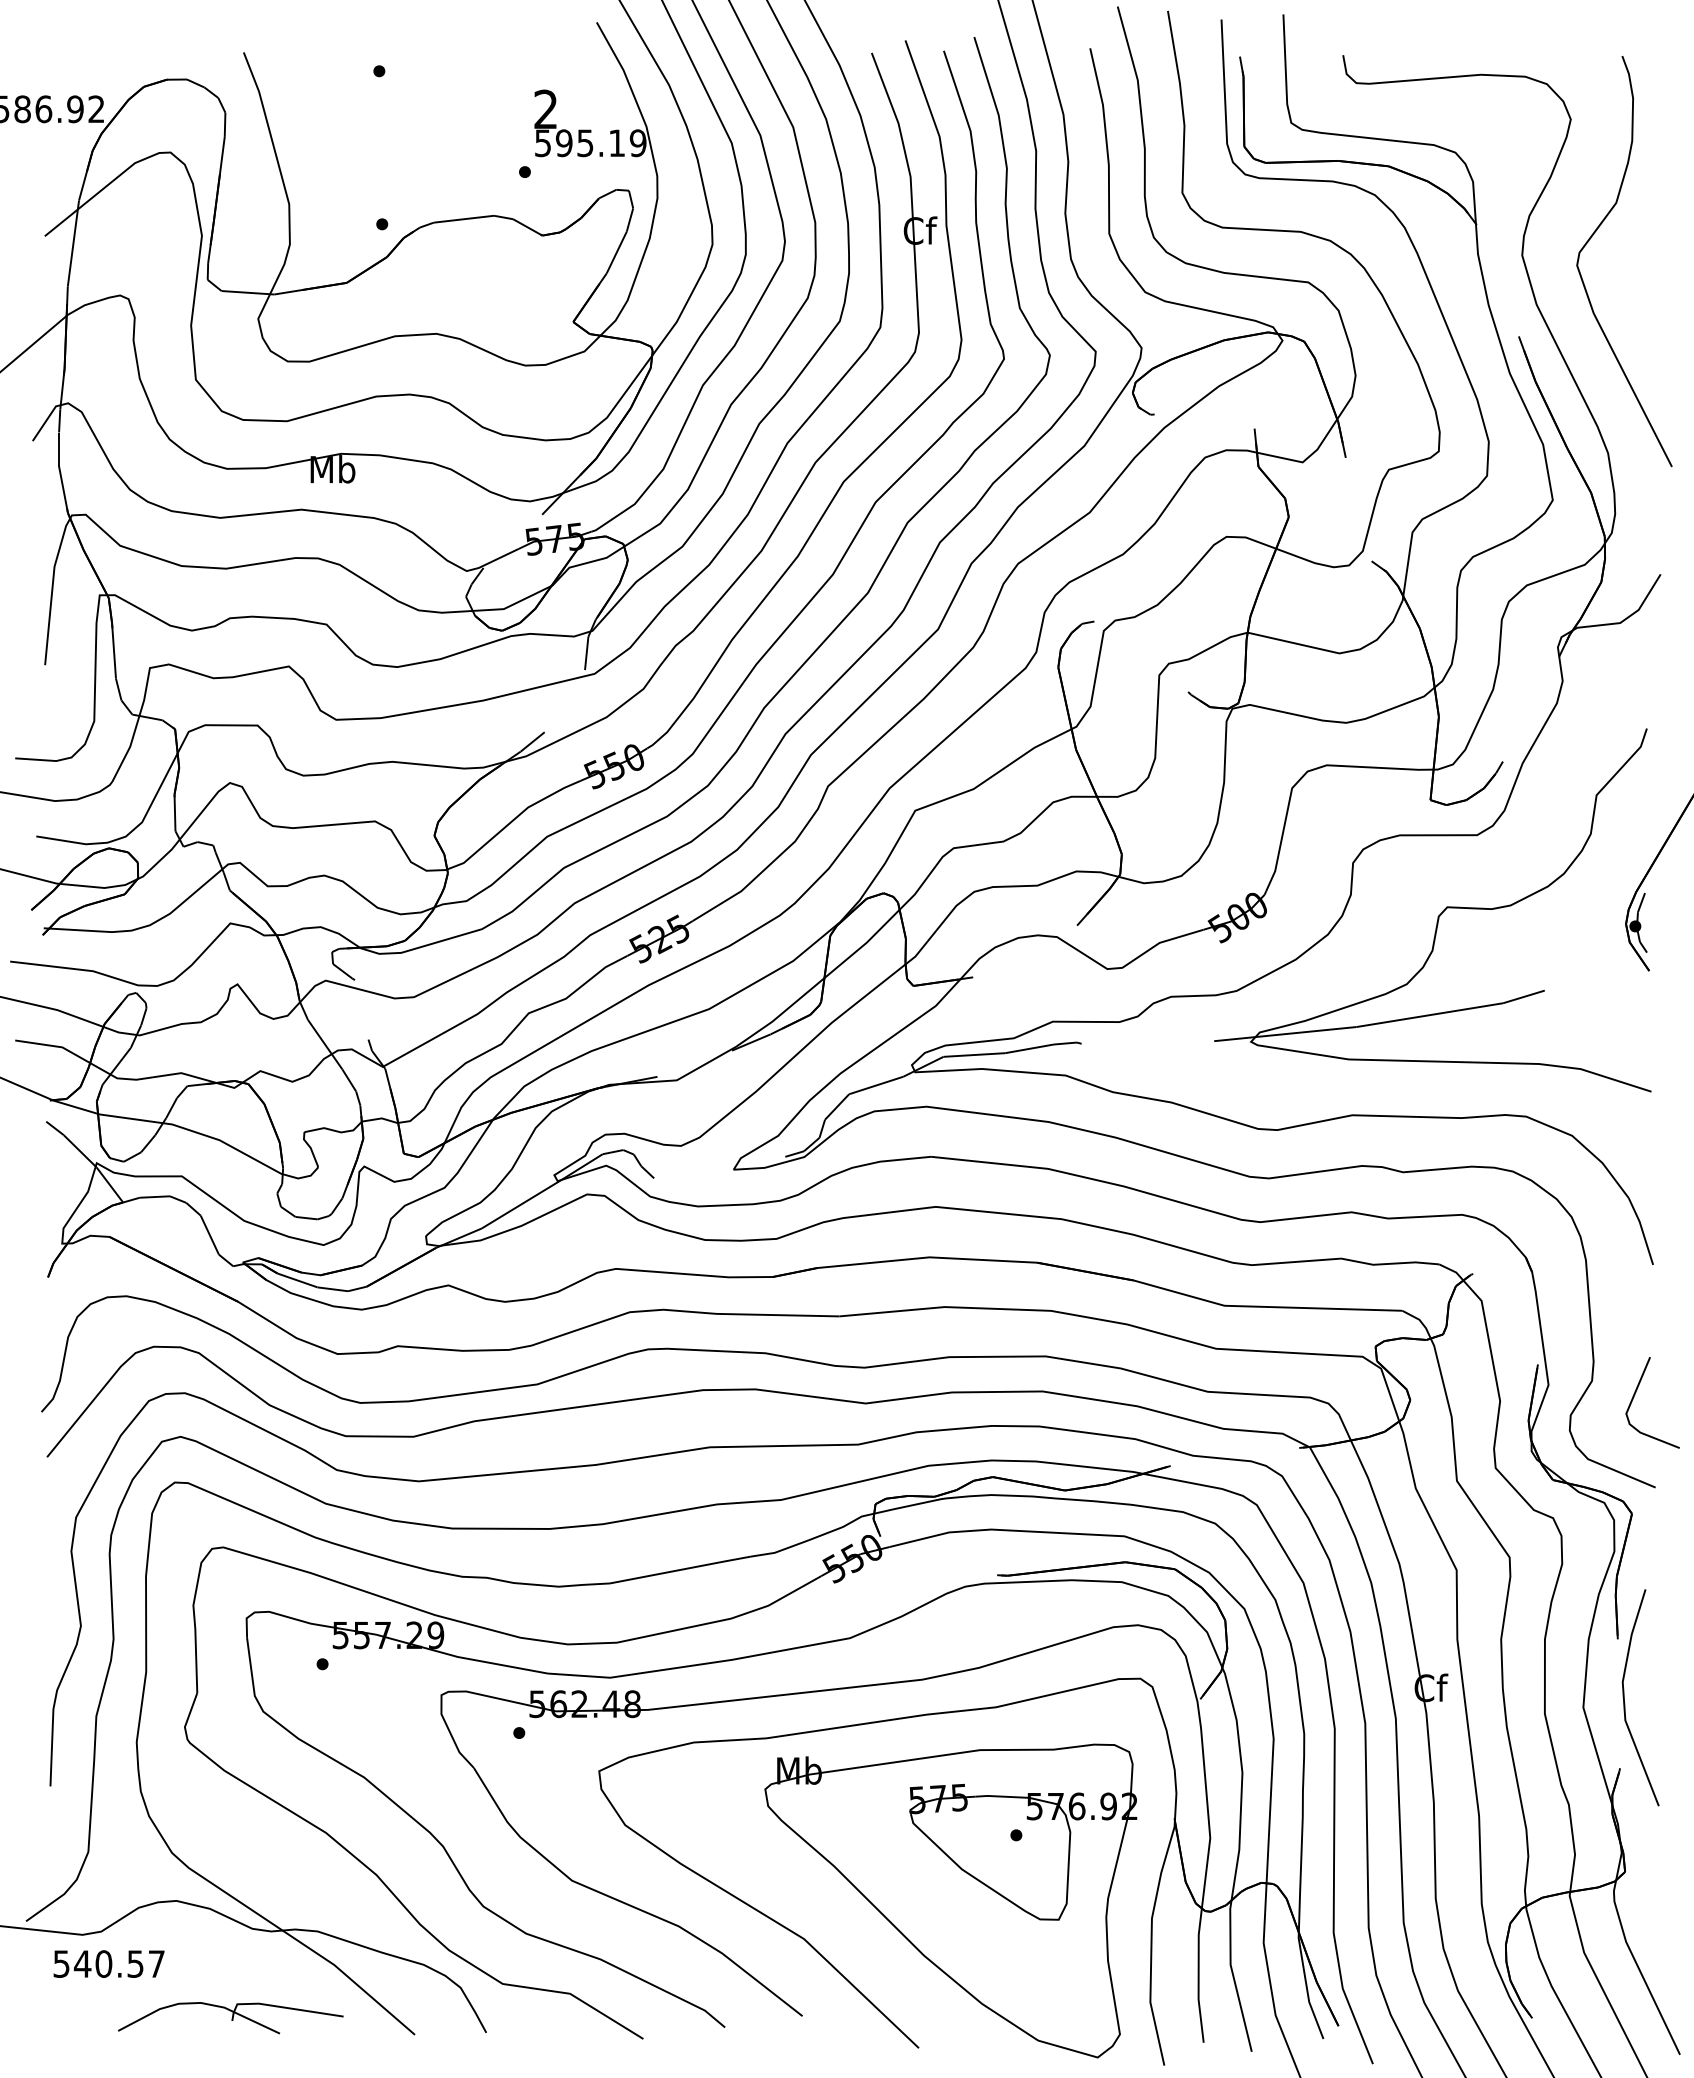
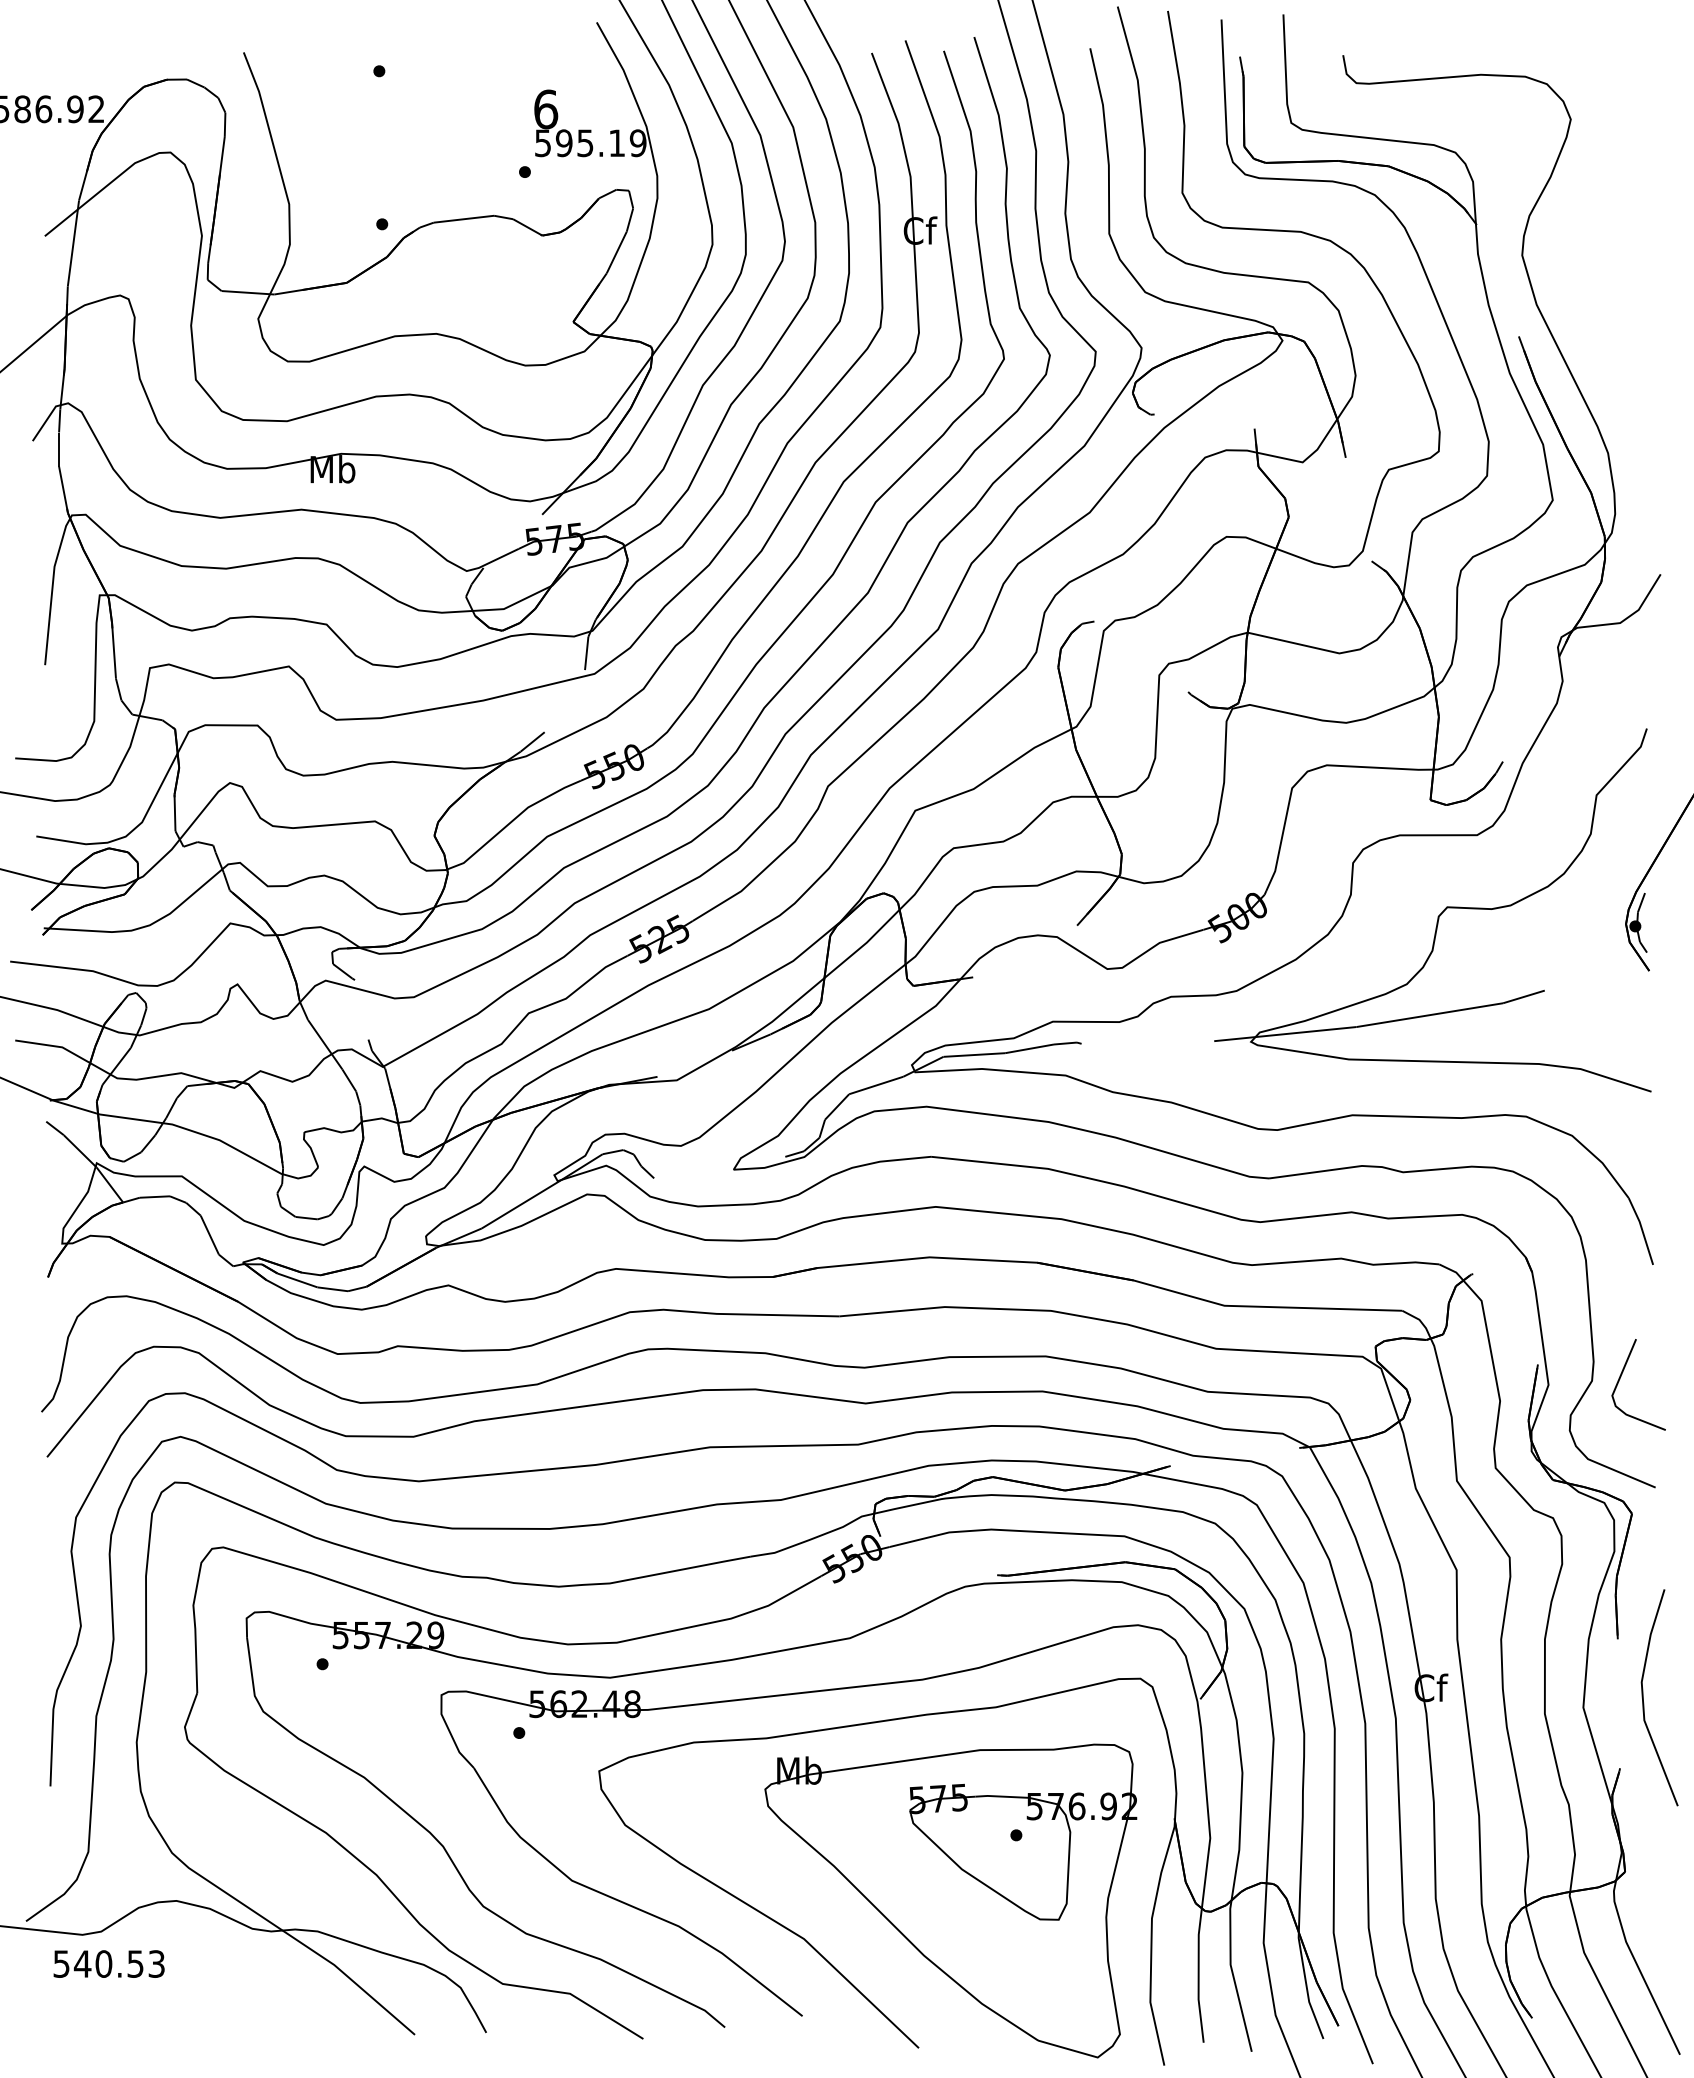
text: 2 -> 6 (546, 109)
curve: present -> none (1591, 238)
line position: (1634, 1397) -> (1620, 1379) (1620, 1379)
line position: (1624, 1697) -> (1643, 1697) (1643, 1697)
text: 540.57 -> 540.53 (156, 1963)
part: present -> none (230, 2018)
